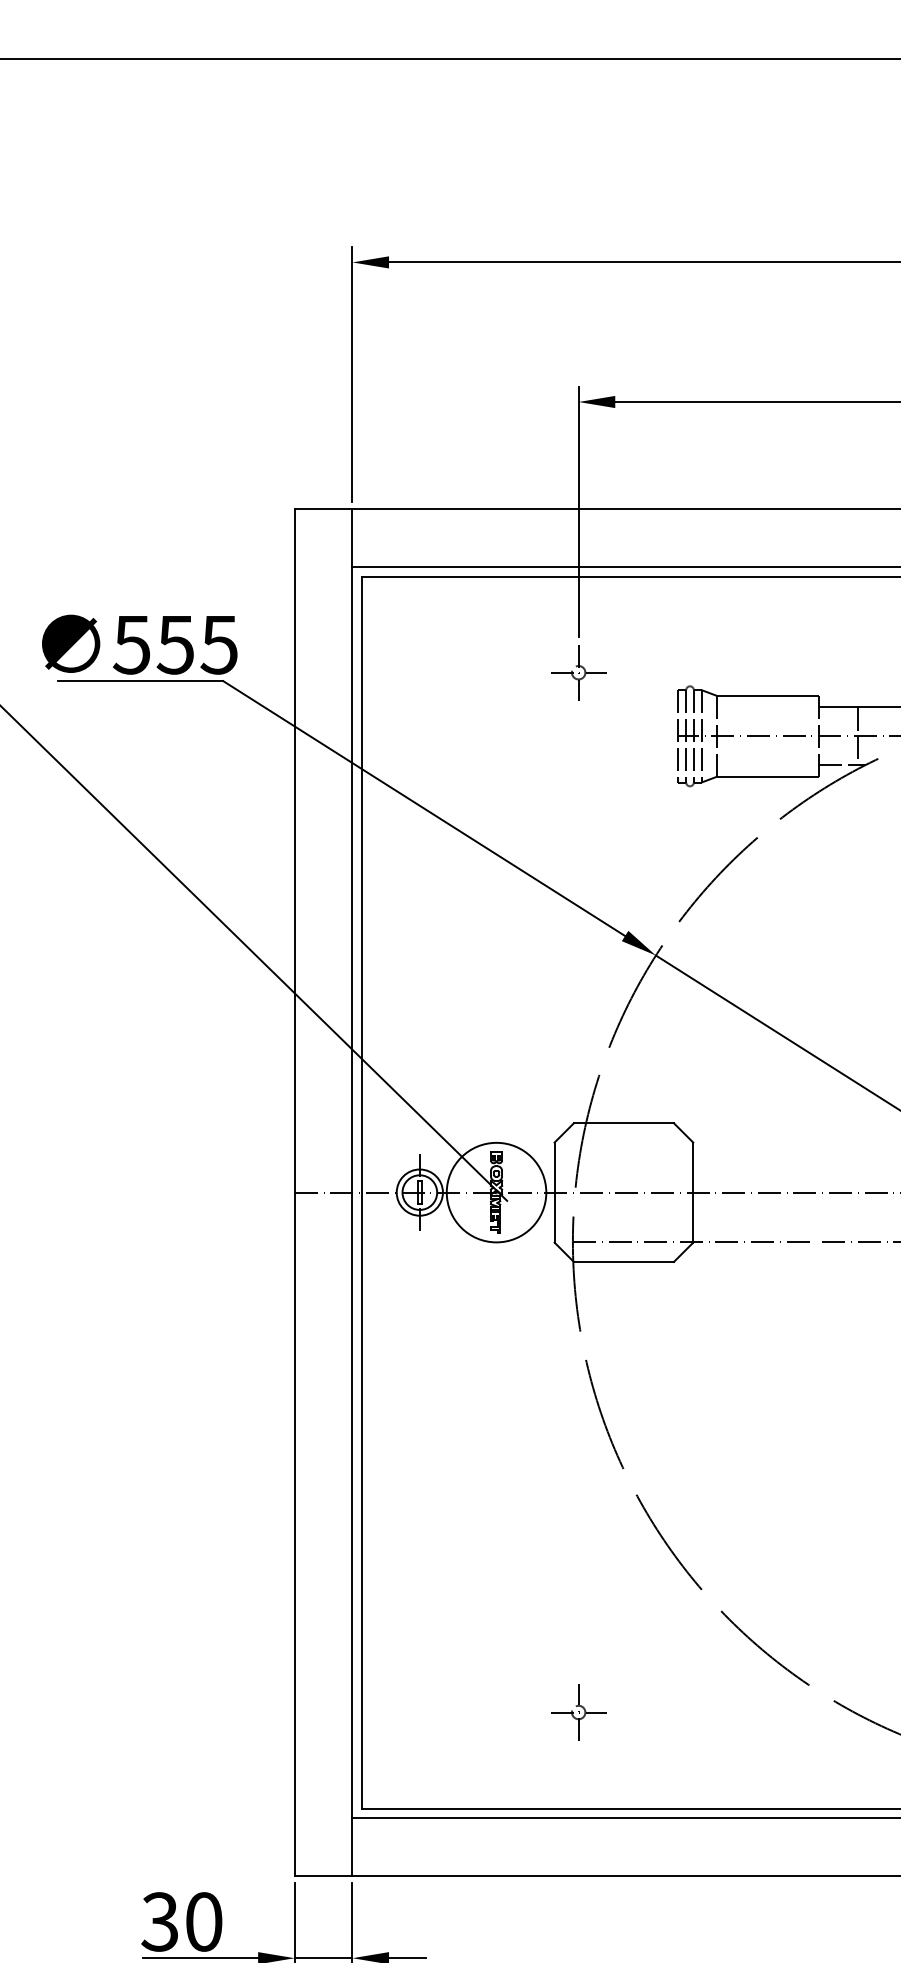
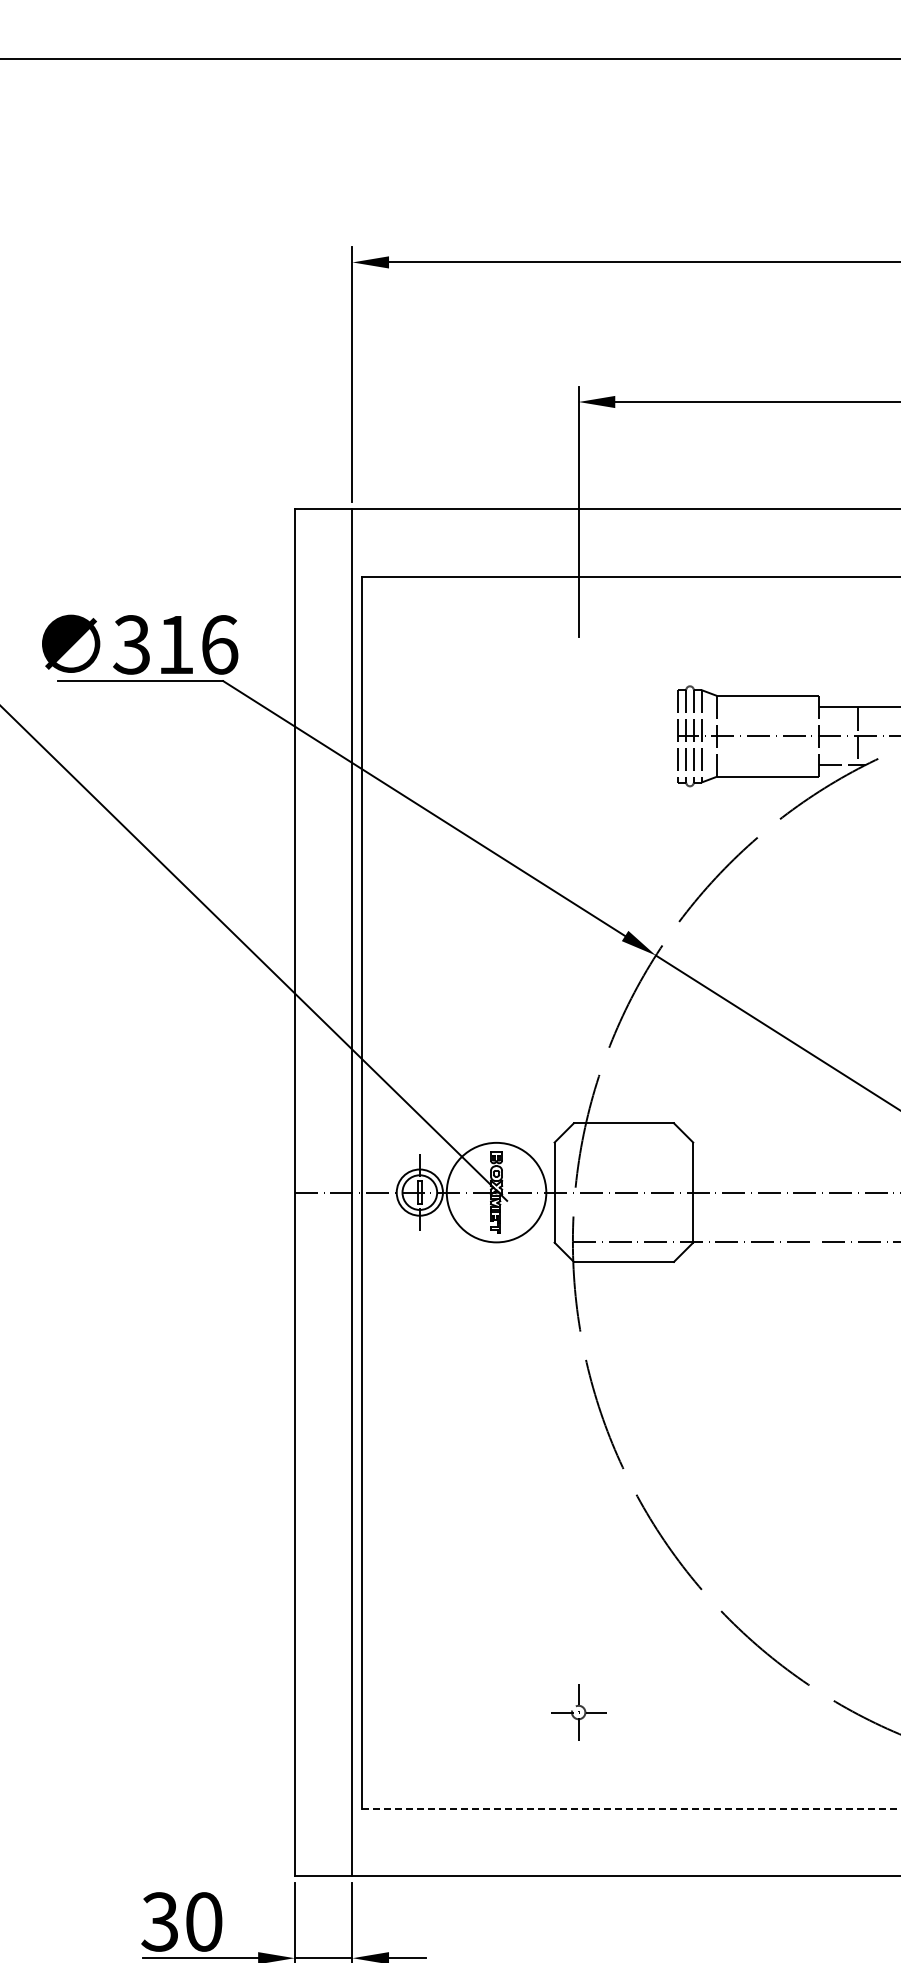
line: present -> none (624, 566)
text: 555 -> 316 (175, 644)
part: present -> none (578, 672)
line: solid -> dashed (631, 1808)
line: present -> none (624, 1818)
